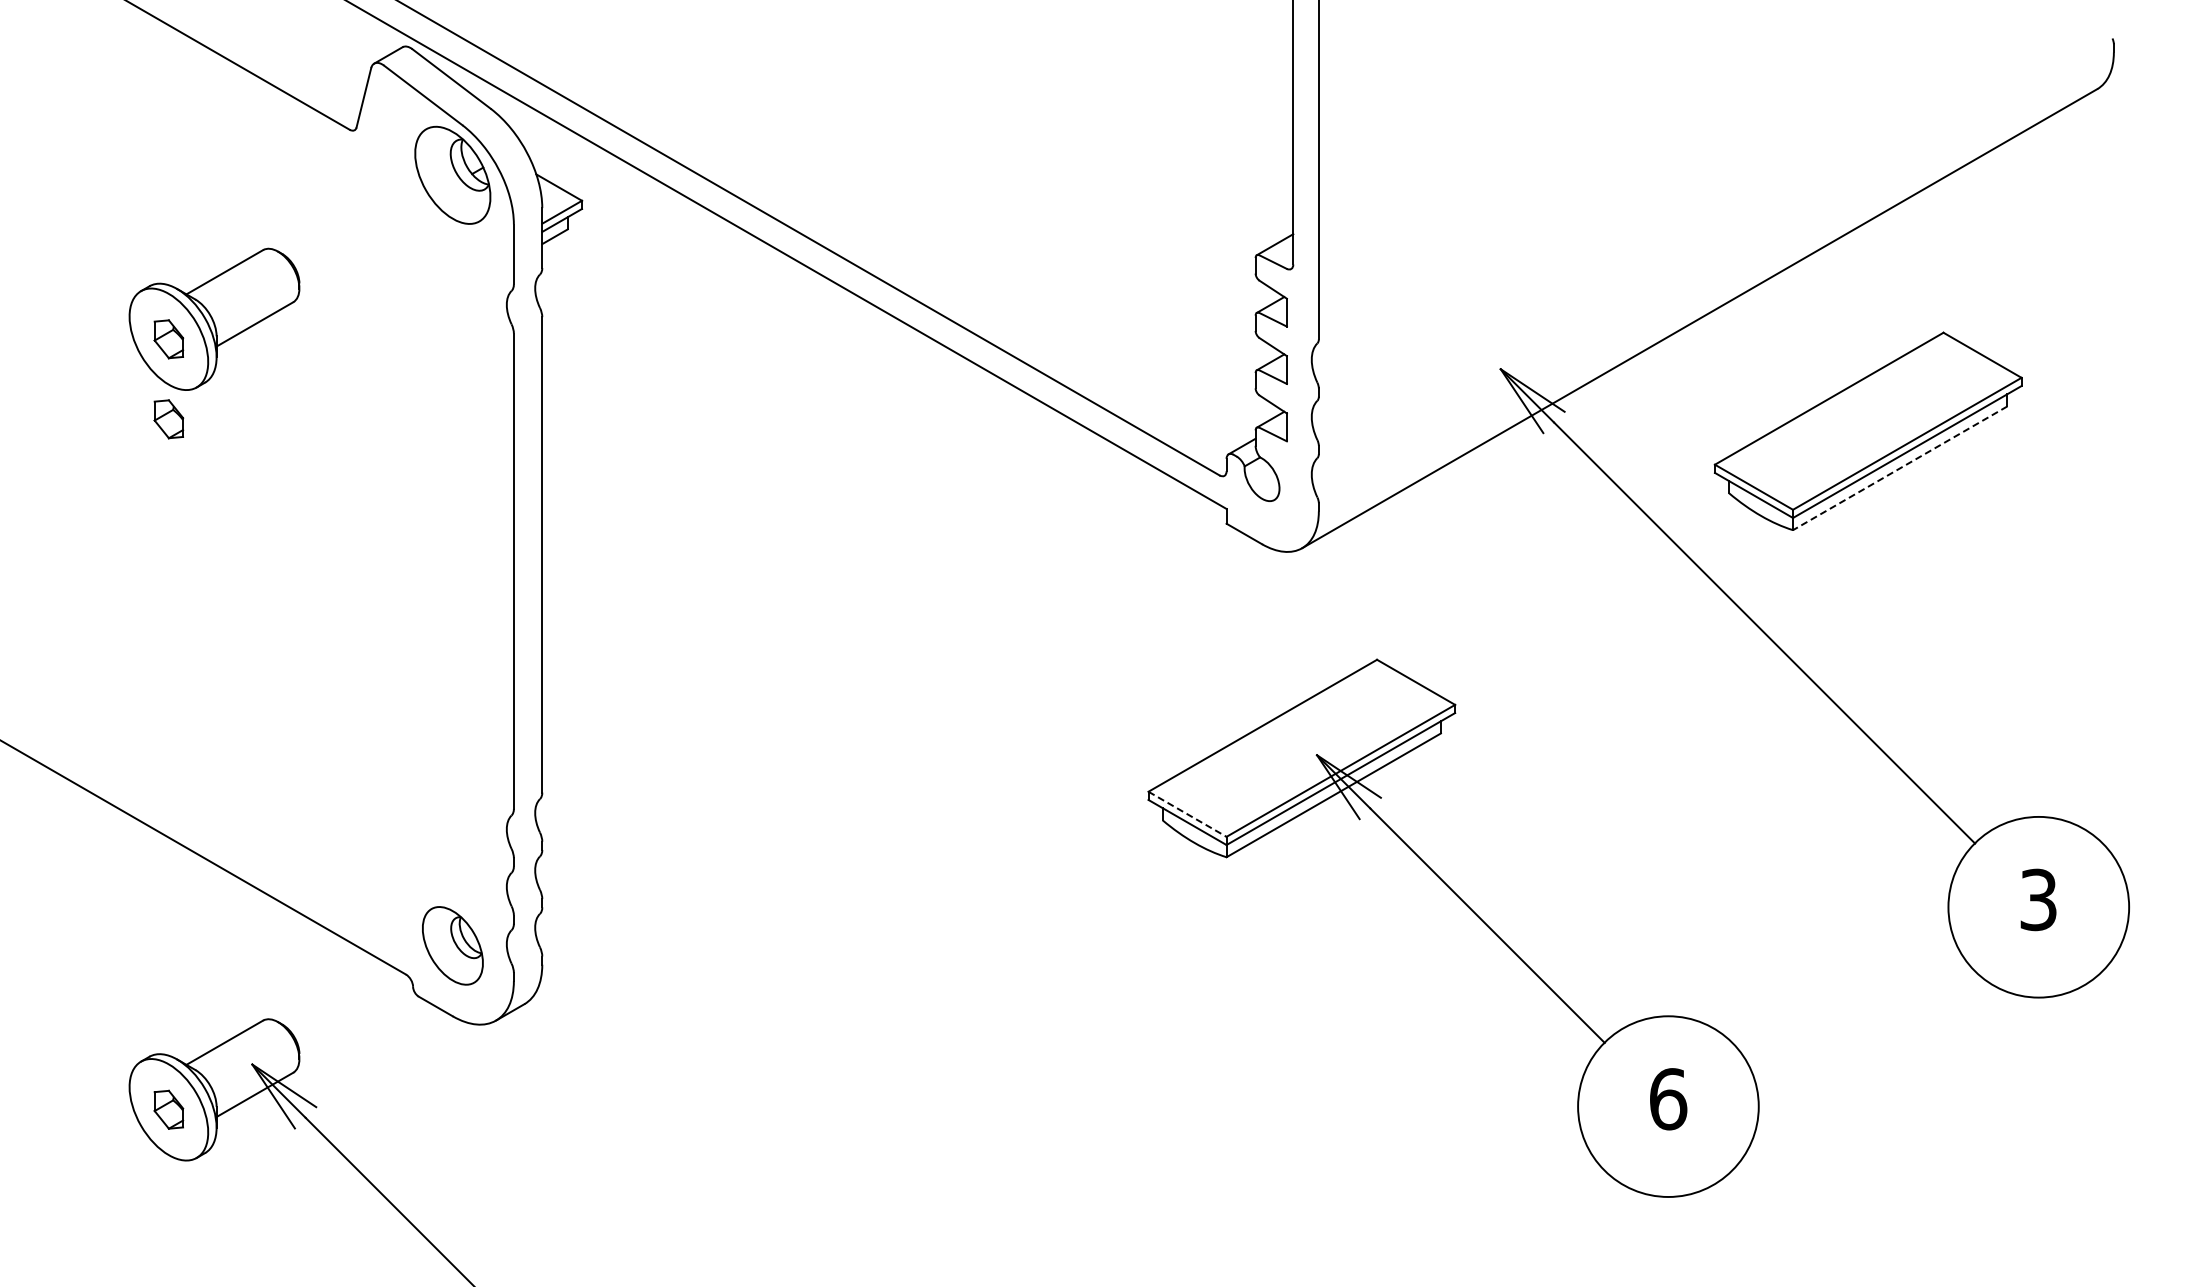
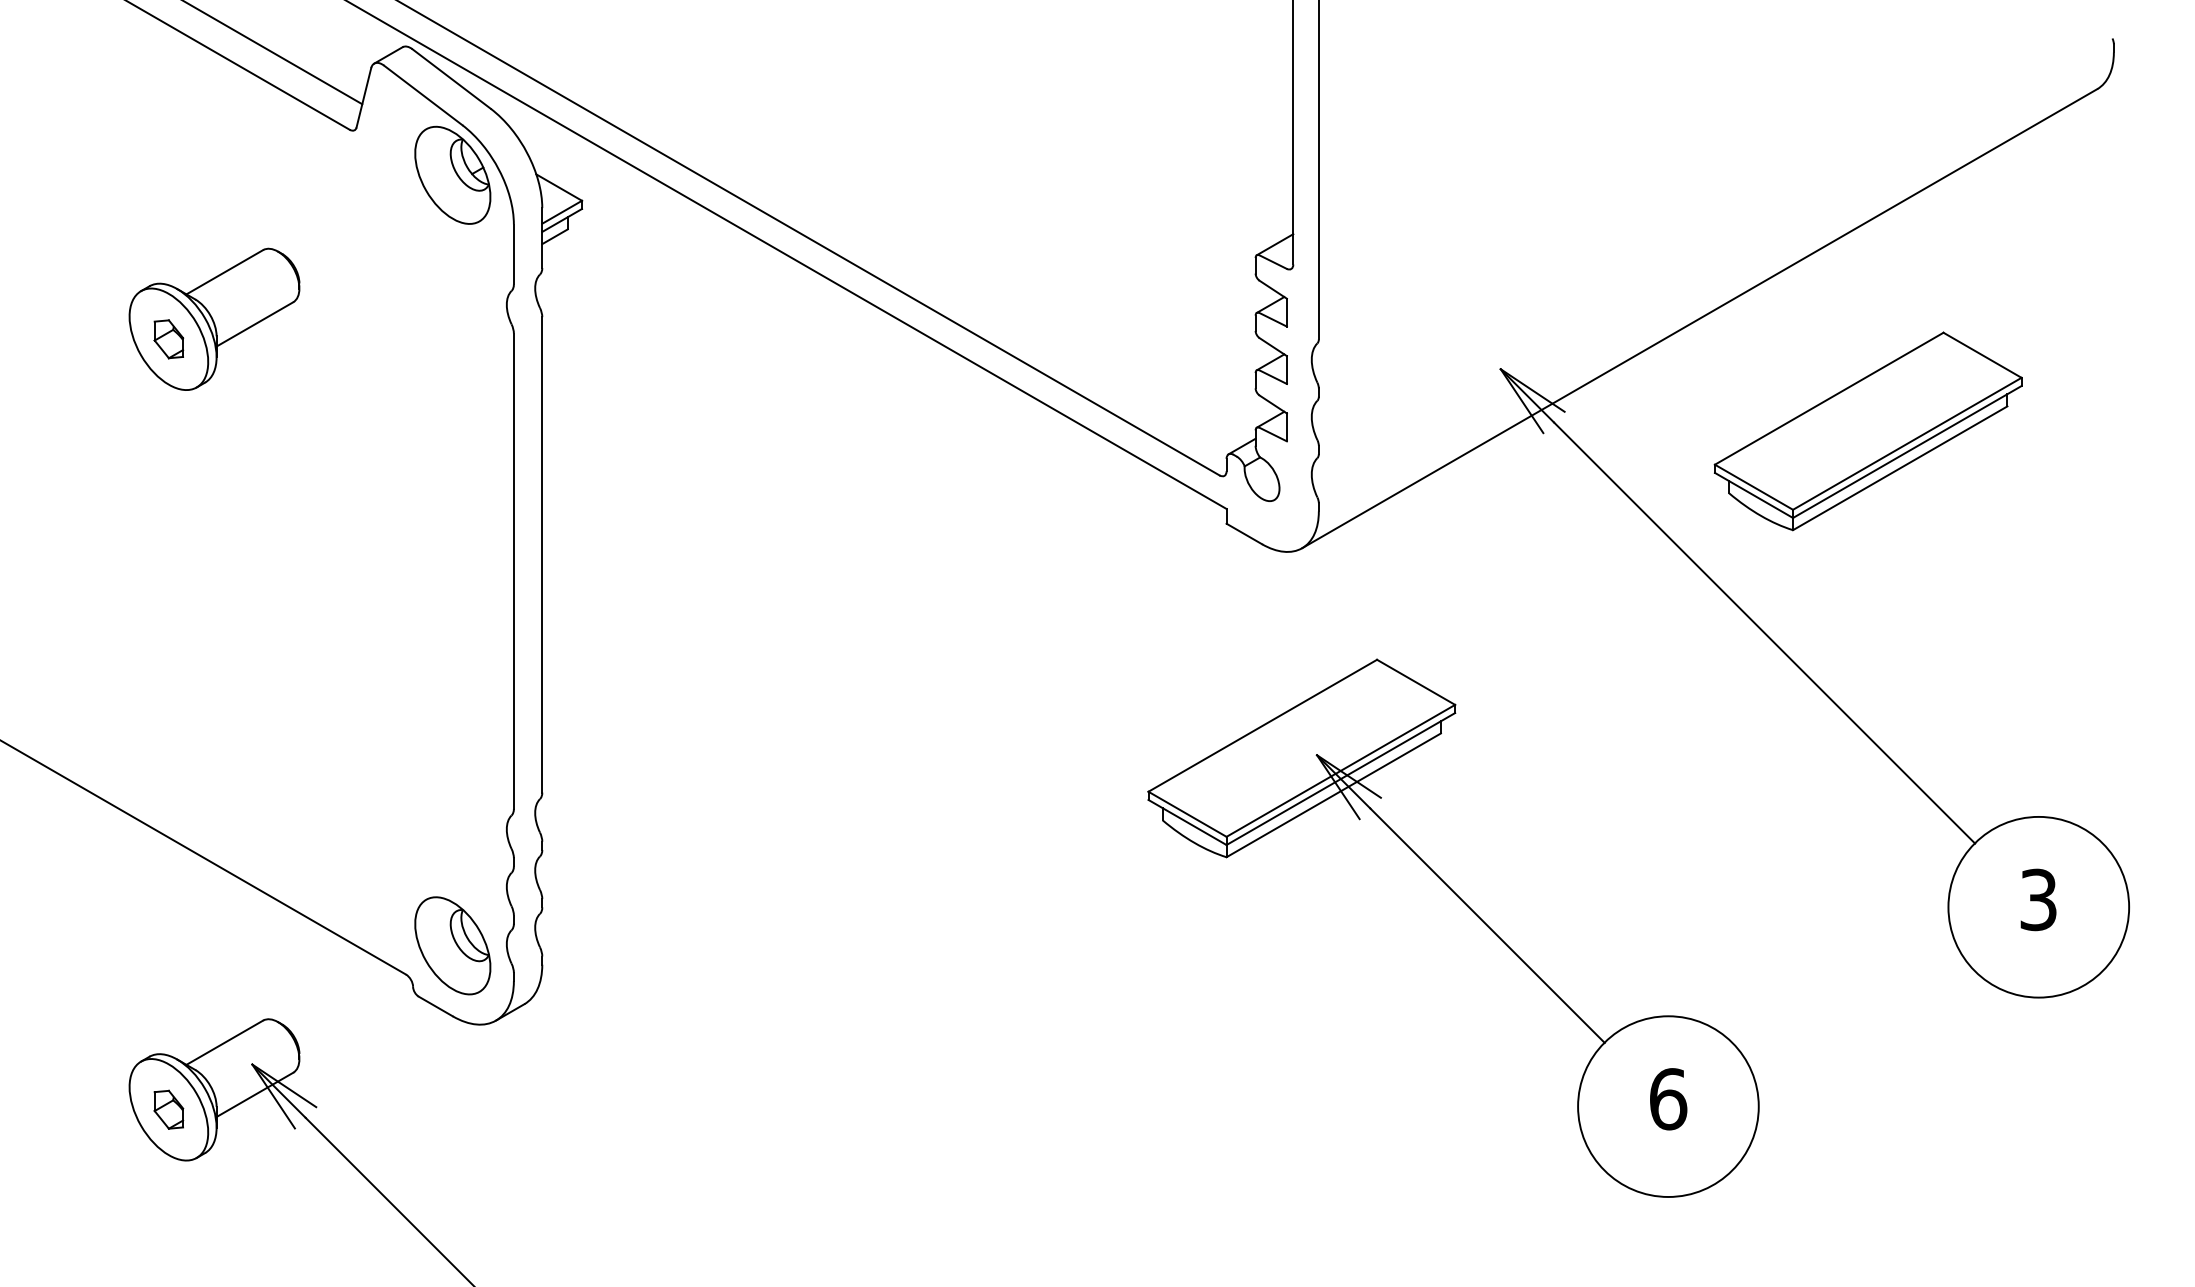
line: none -> present (273, 53)
part: present -> none (168, 419)
line: dashed -> solid (1900, 468)
line: dashed -> solid (1187, 814)
part size: 62x80 px -> 78x100 px (452, 945)
